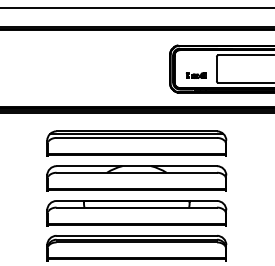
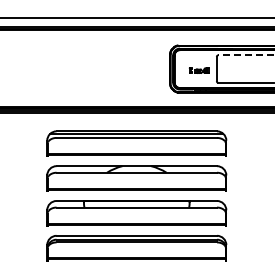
line position: (136, 8) -> (136, 18) (136, 18)
line: solid -> dashed (246, 55)
part position: (195, 75) -> (198, 70) (198, 70)
